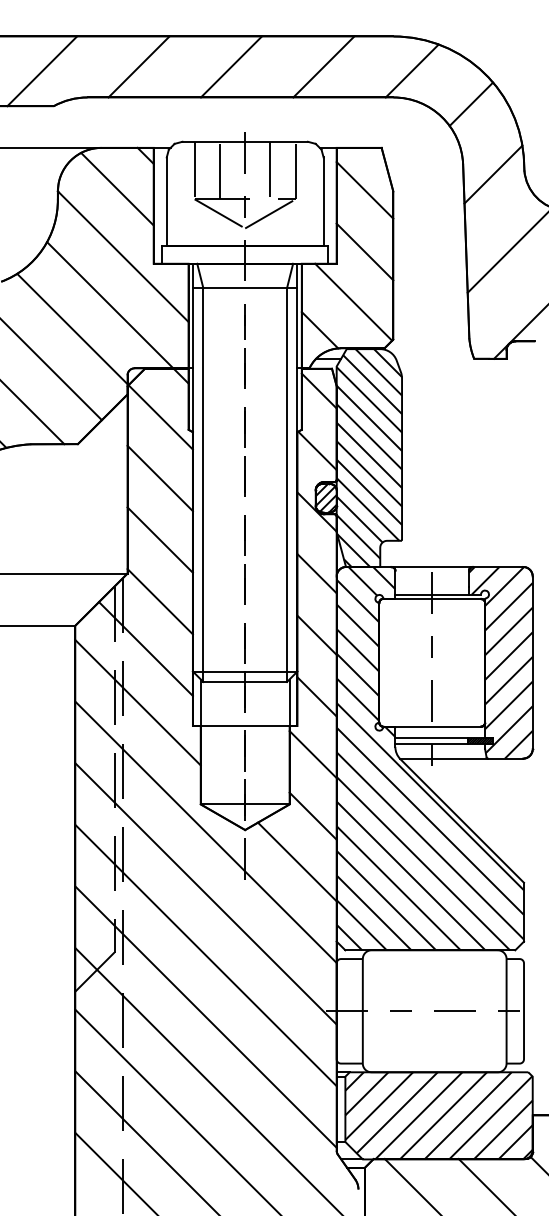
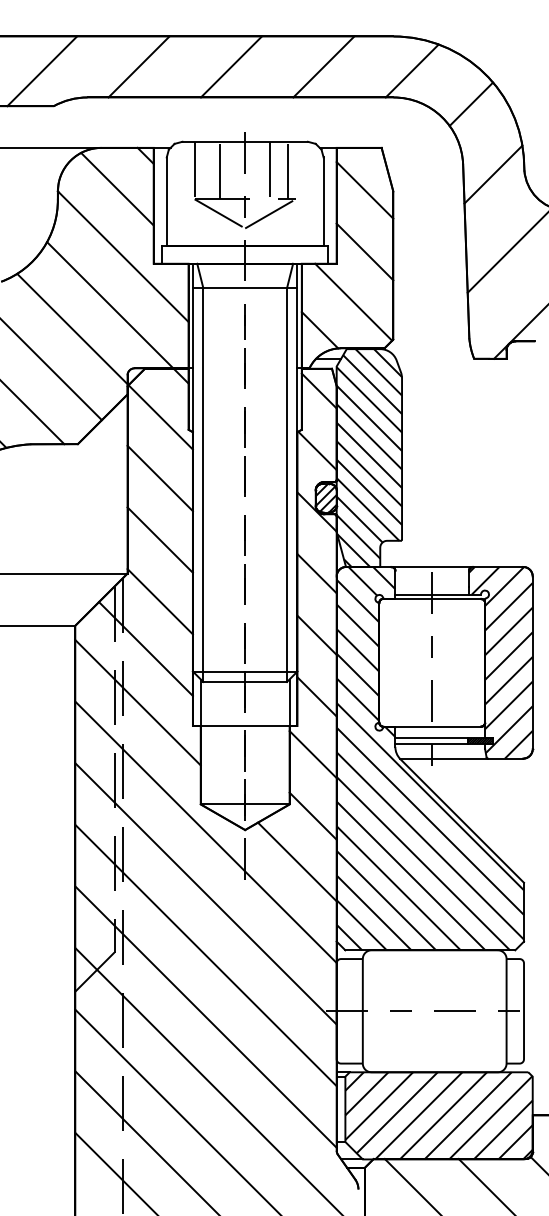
line position: (295, 170) -> (287, 170) (287, 170)
